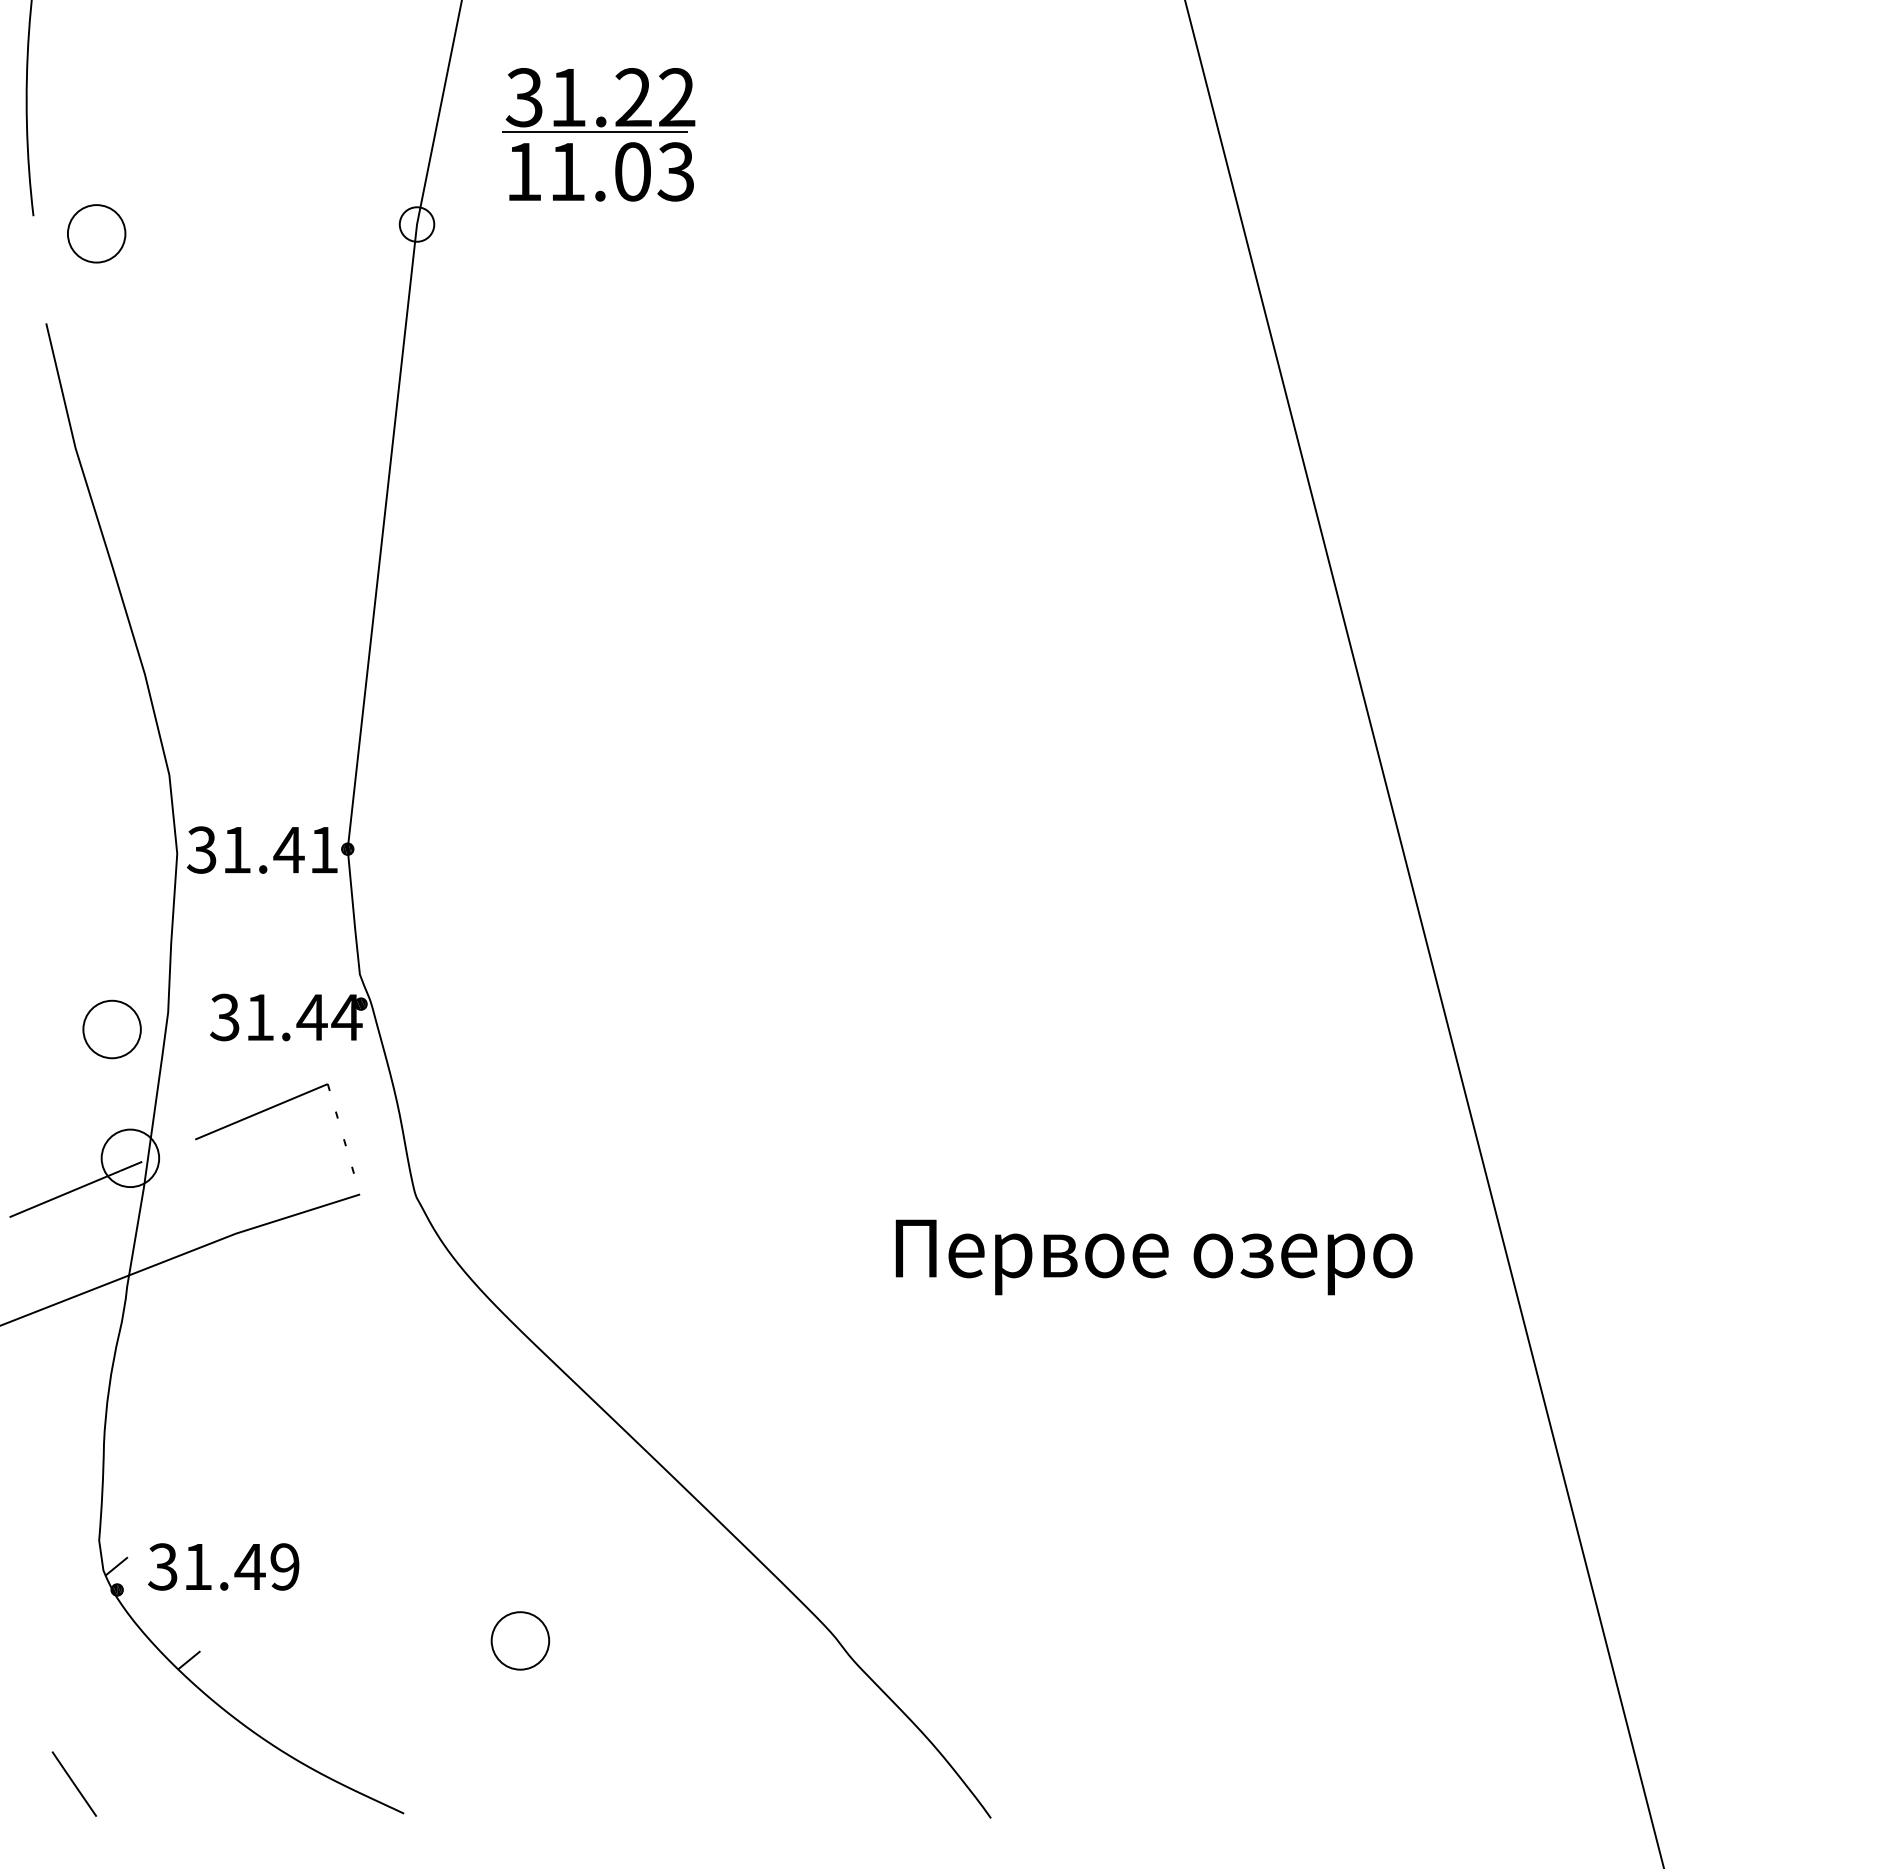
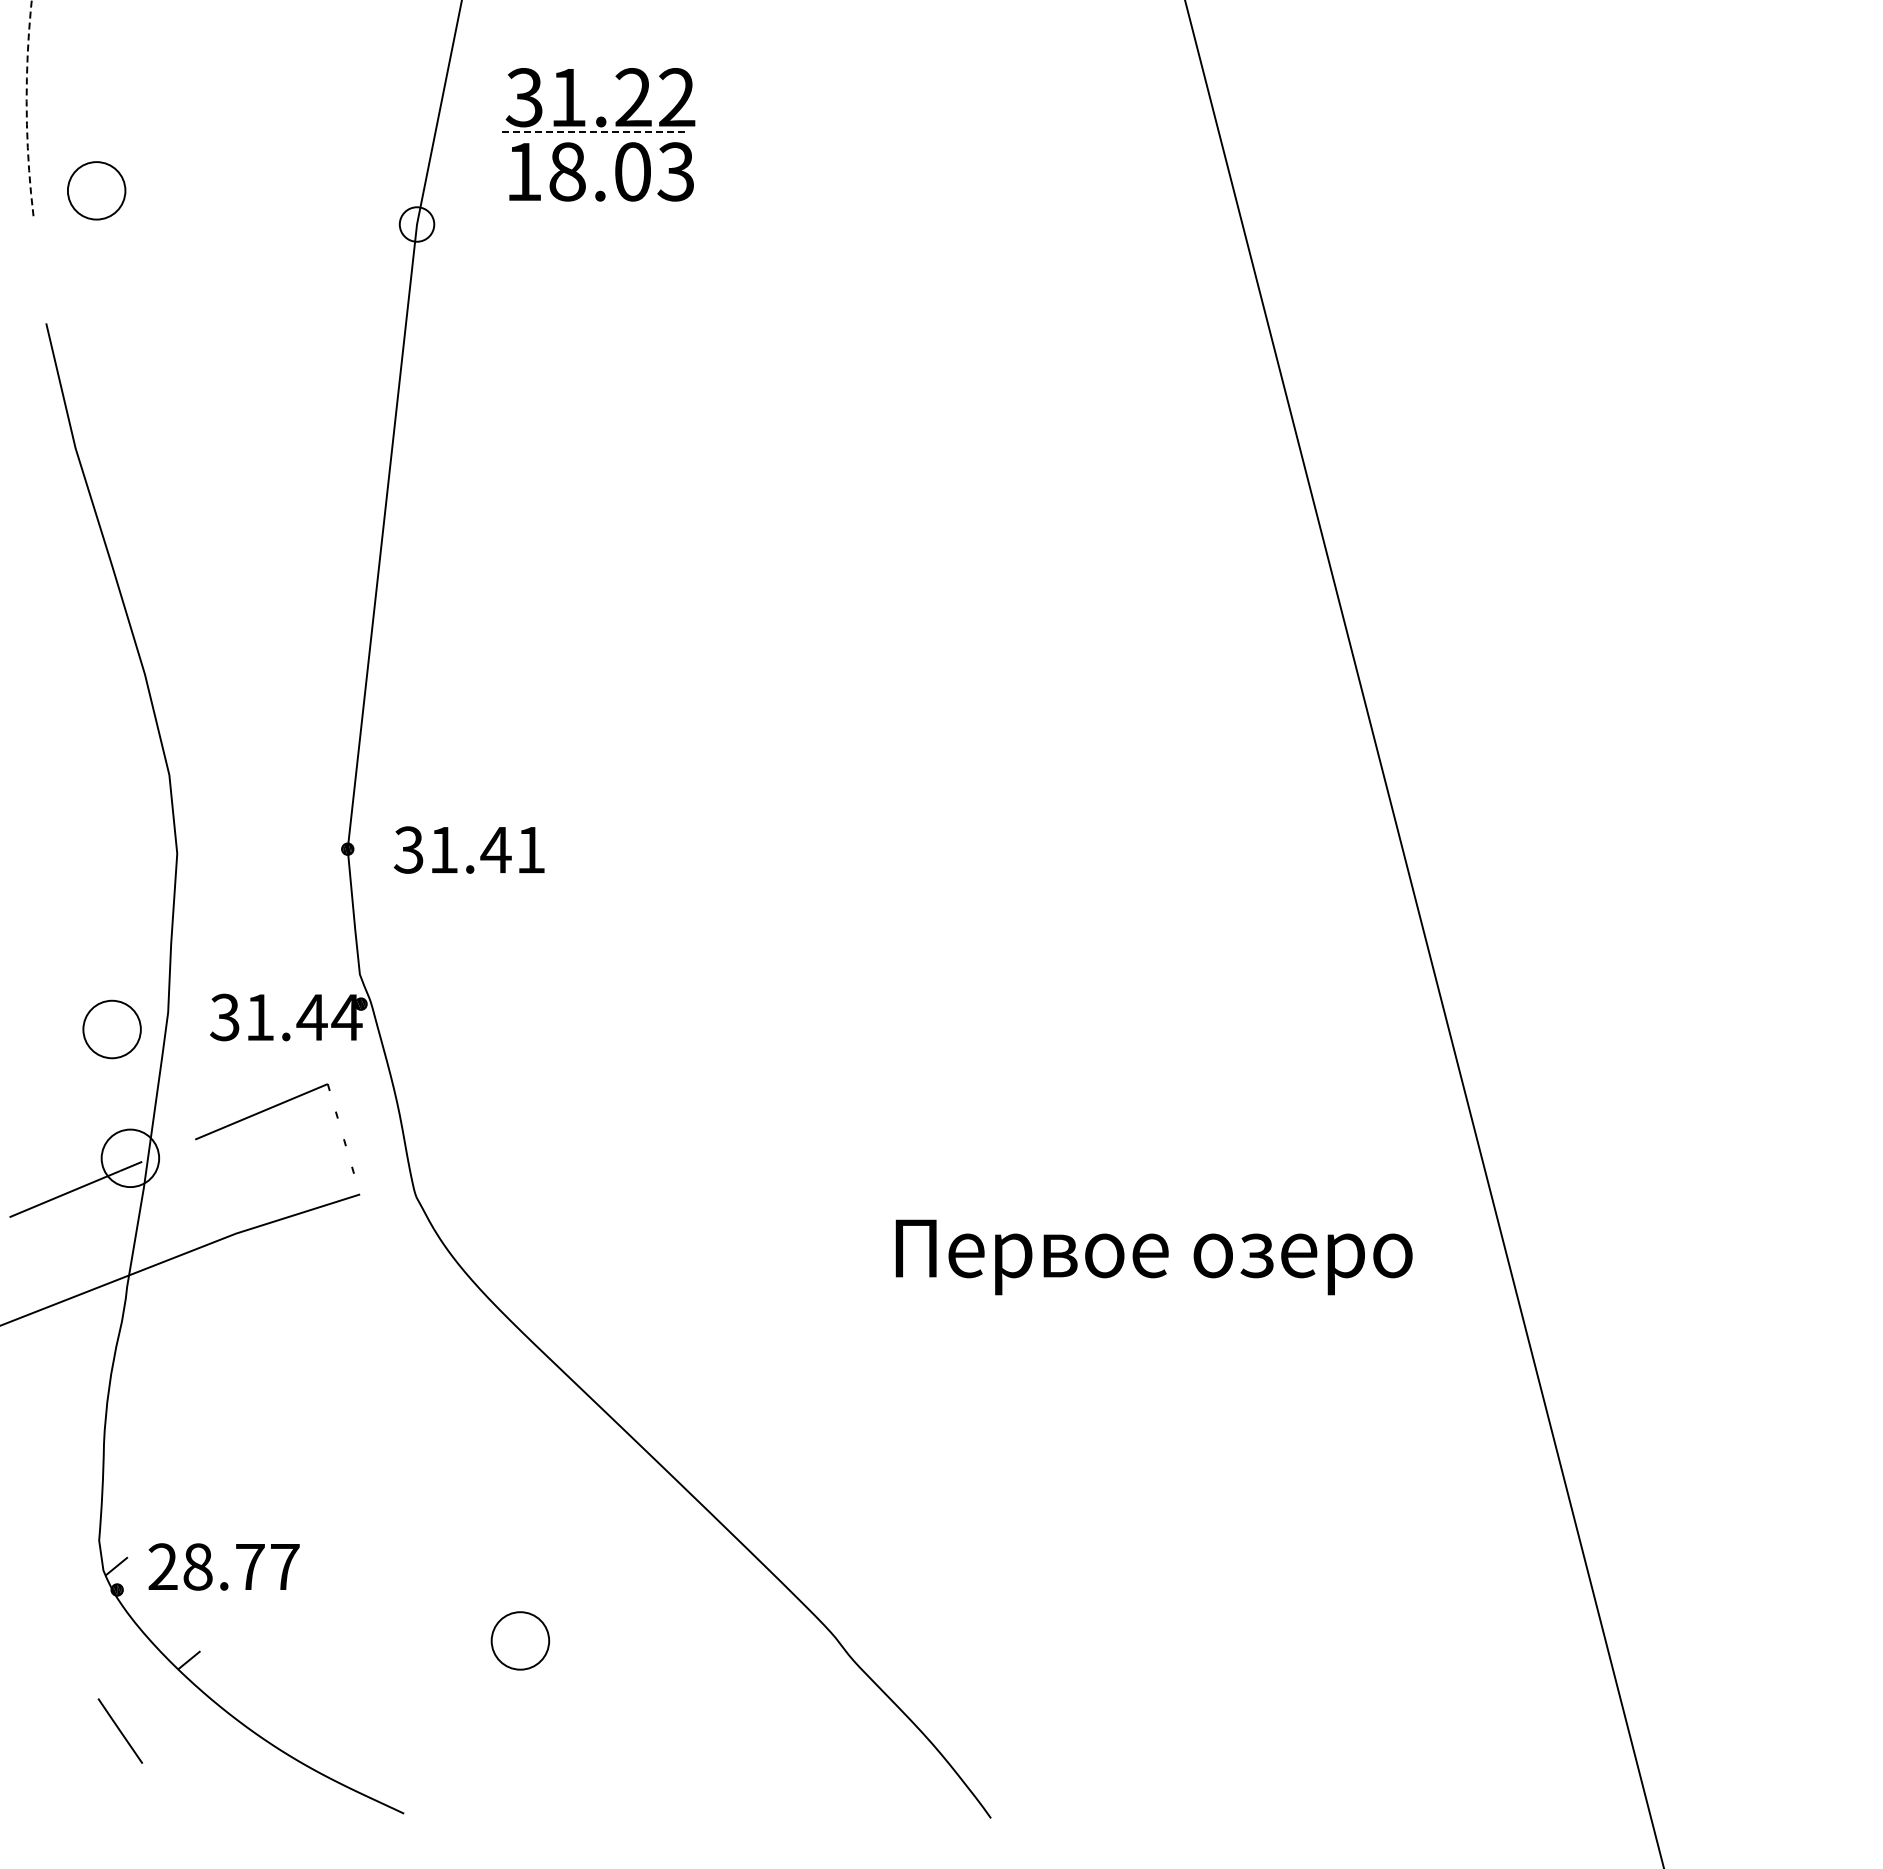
line: solid -> dashed (26, 108)
line: solid -> dashed (595, 132)
text: 11.03 -> 18.03 (567, 171)
part position: (96, 233) -> (96, 190) (96, 190)
text position: (262, 849) -> (469, 849) (469, 849)
text: 31.49 -> 28.77 (223, 1566)
line position: (73, 1783) -> (119, 1730) (119, 1730)
